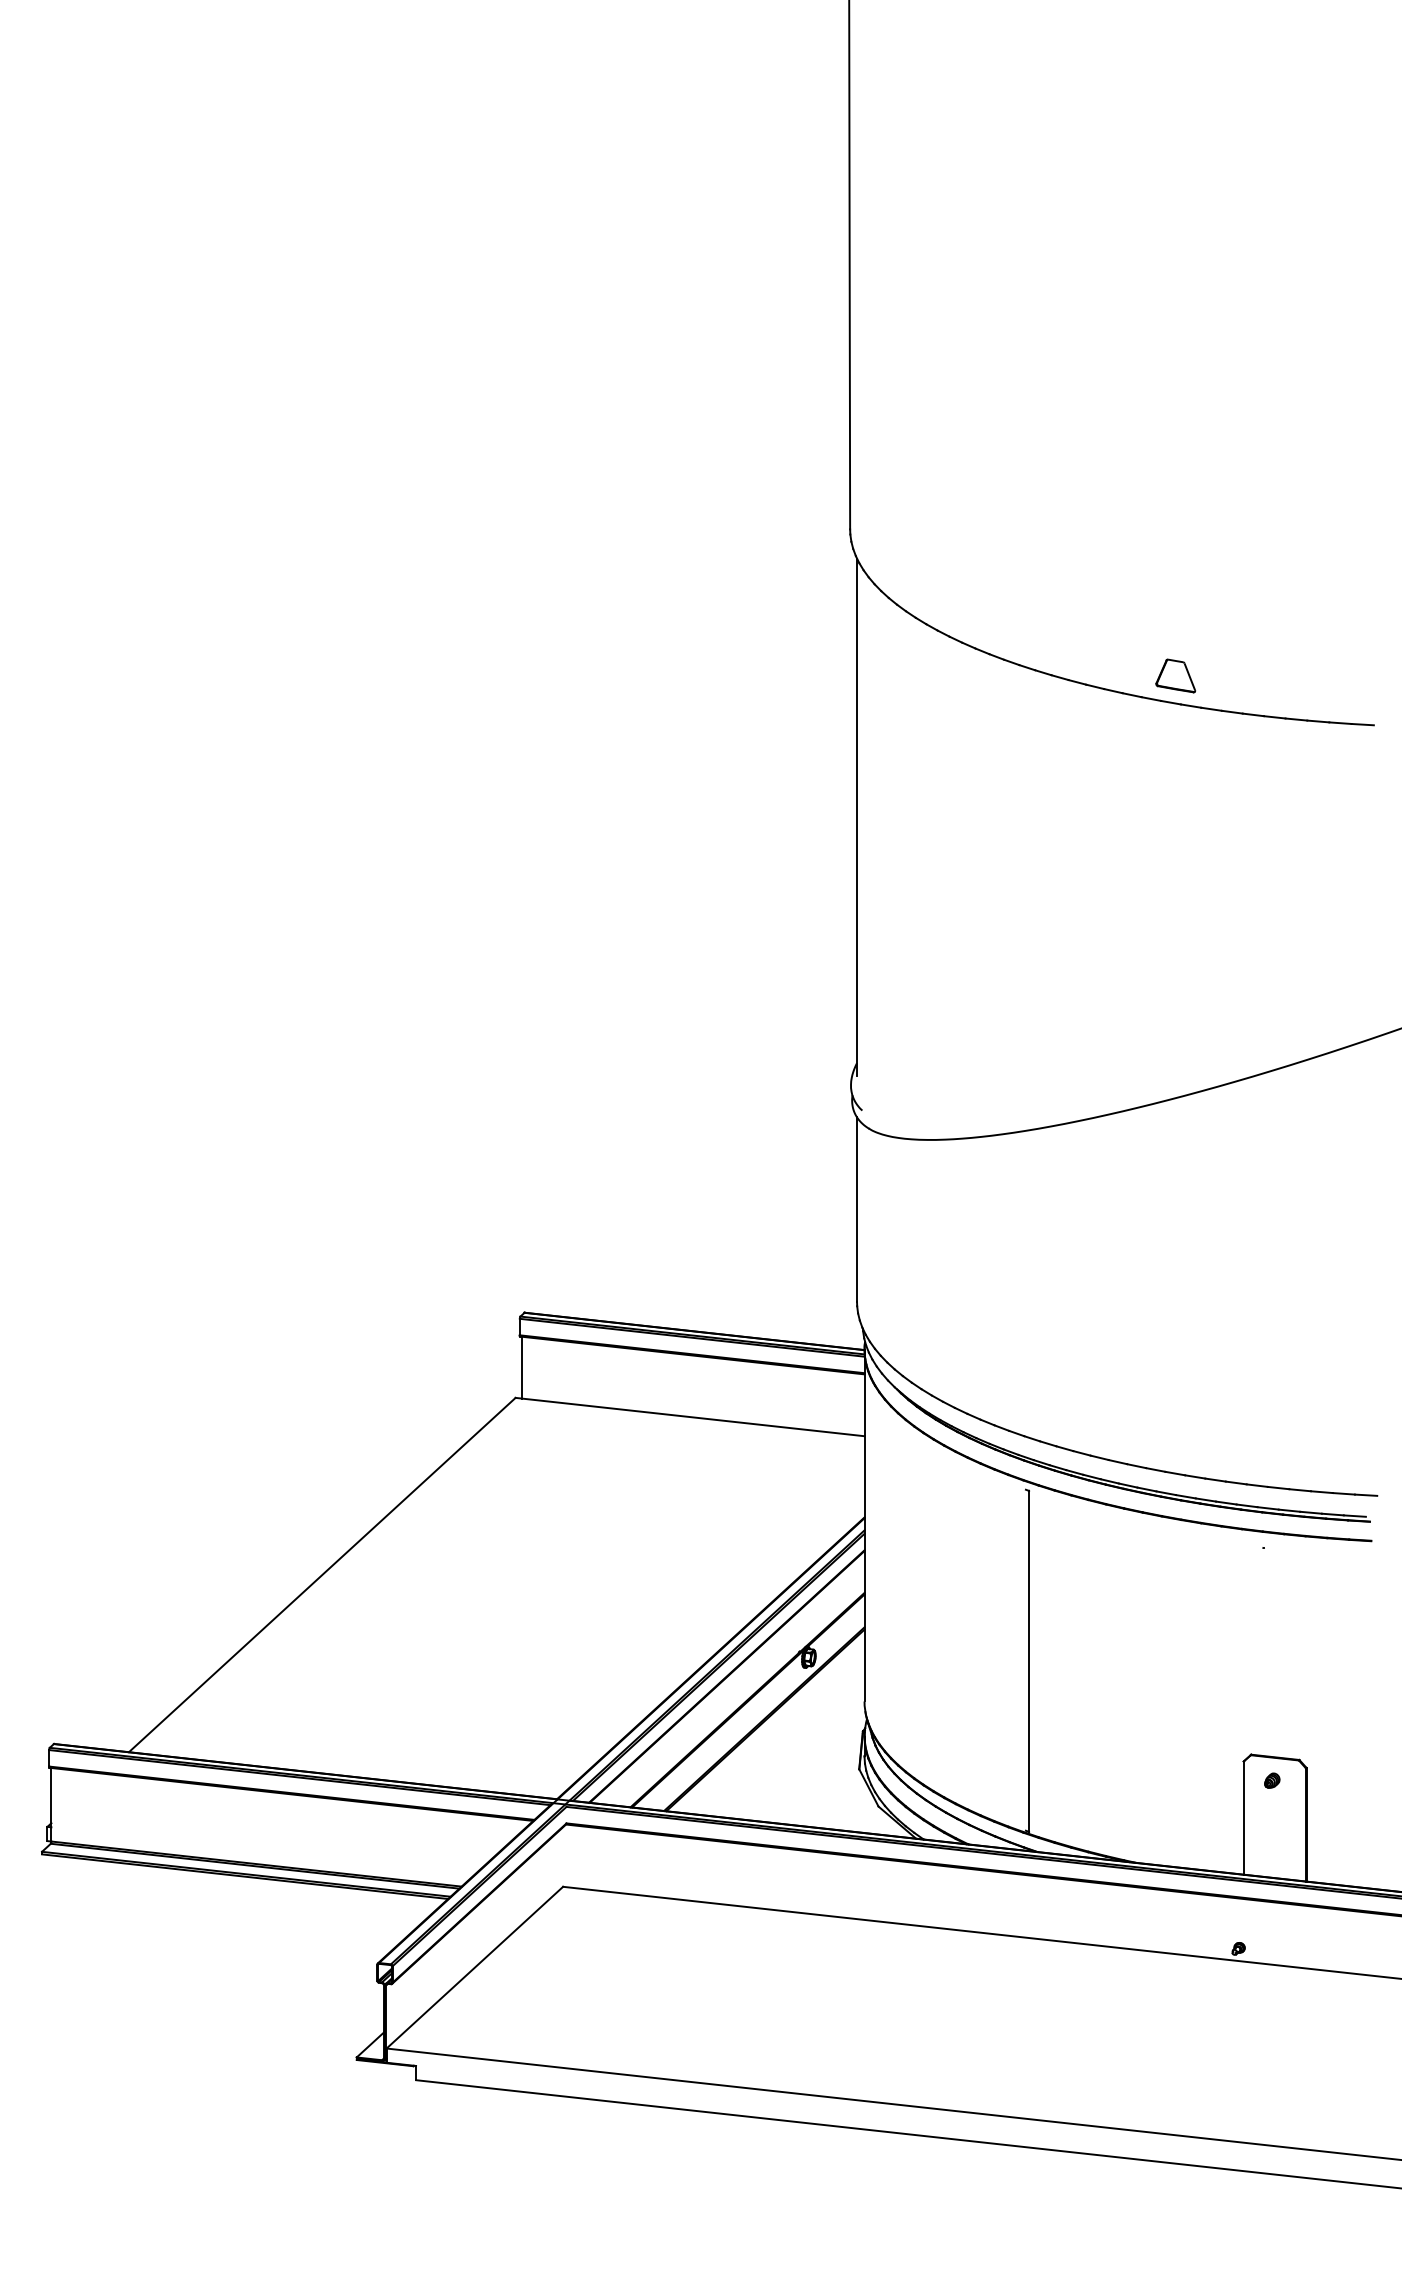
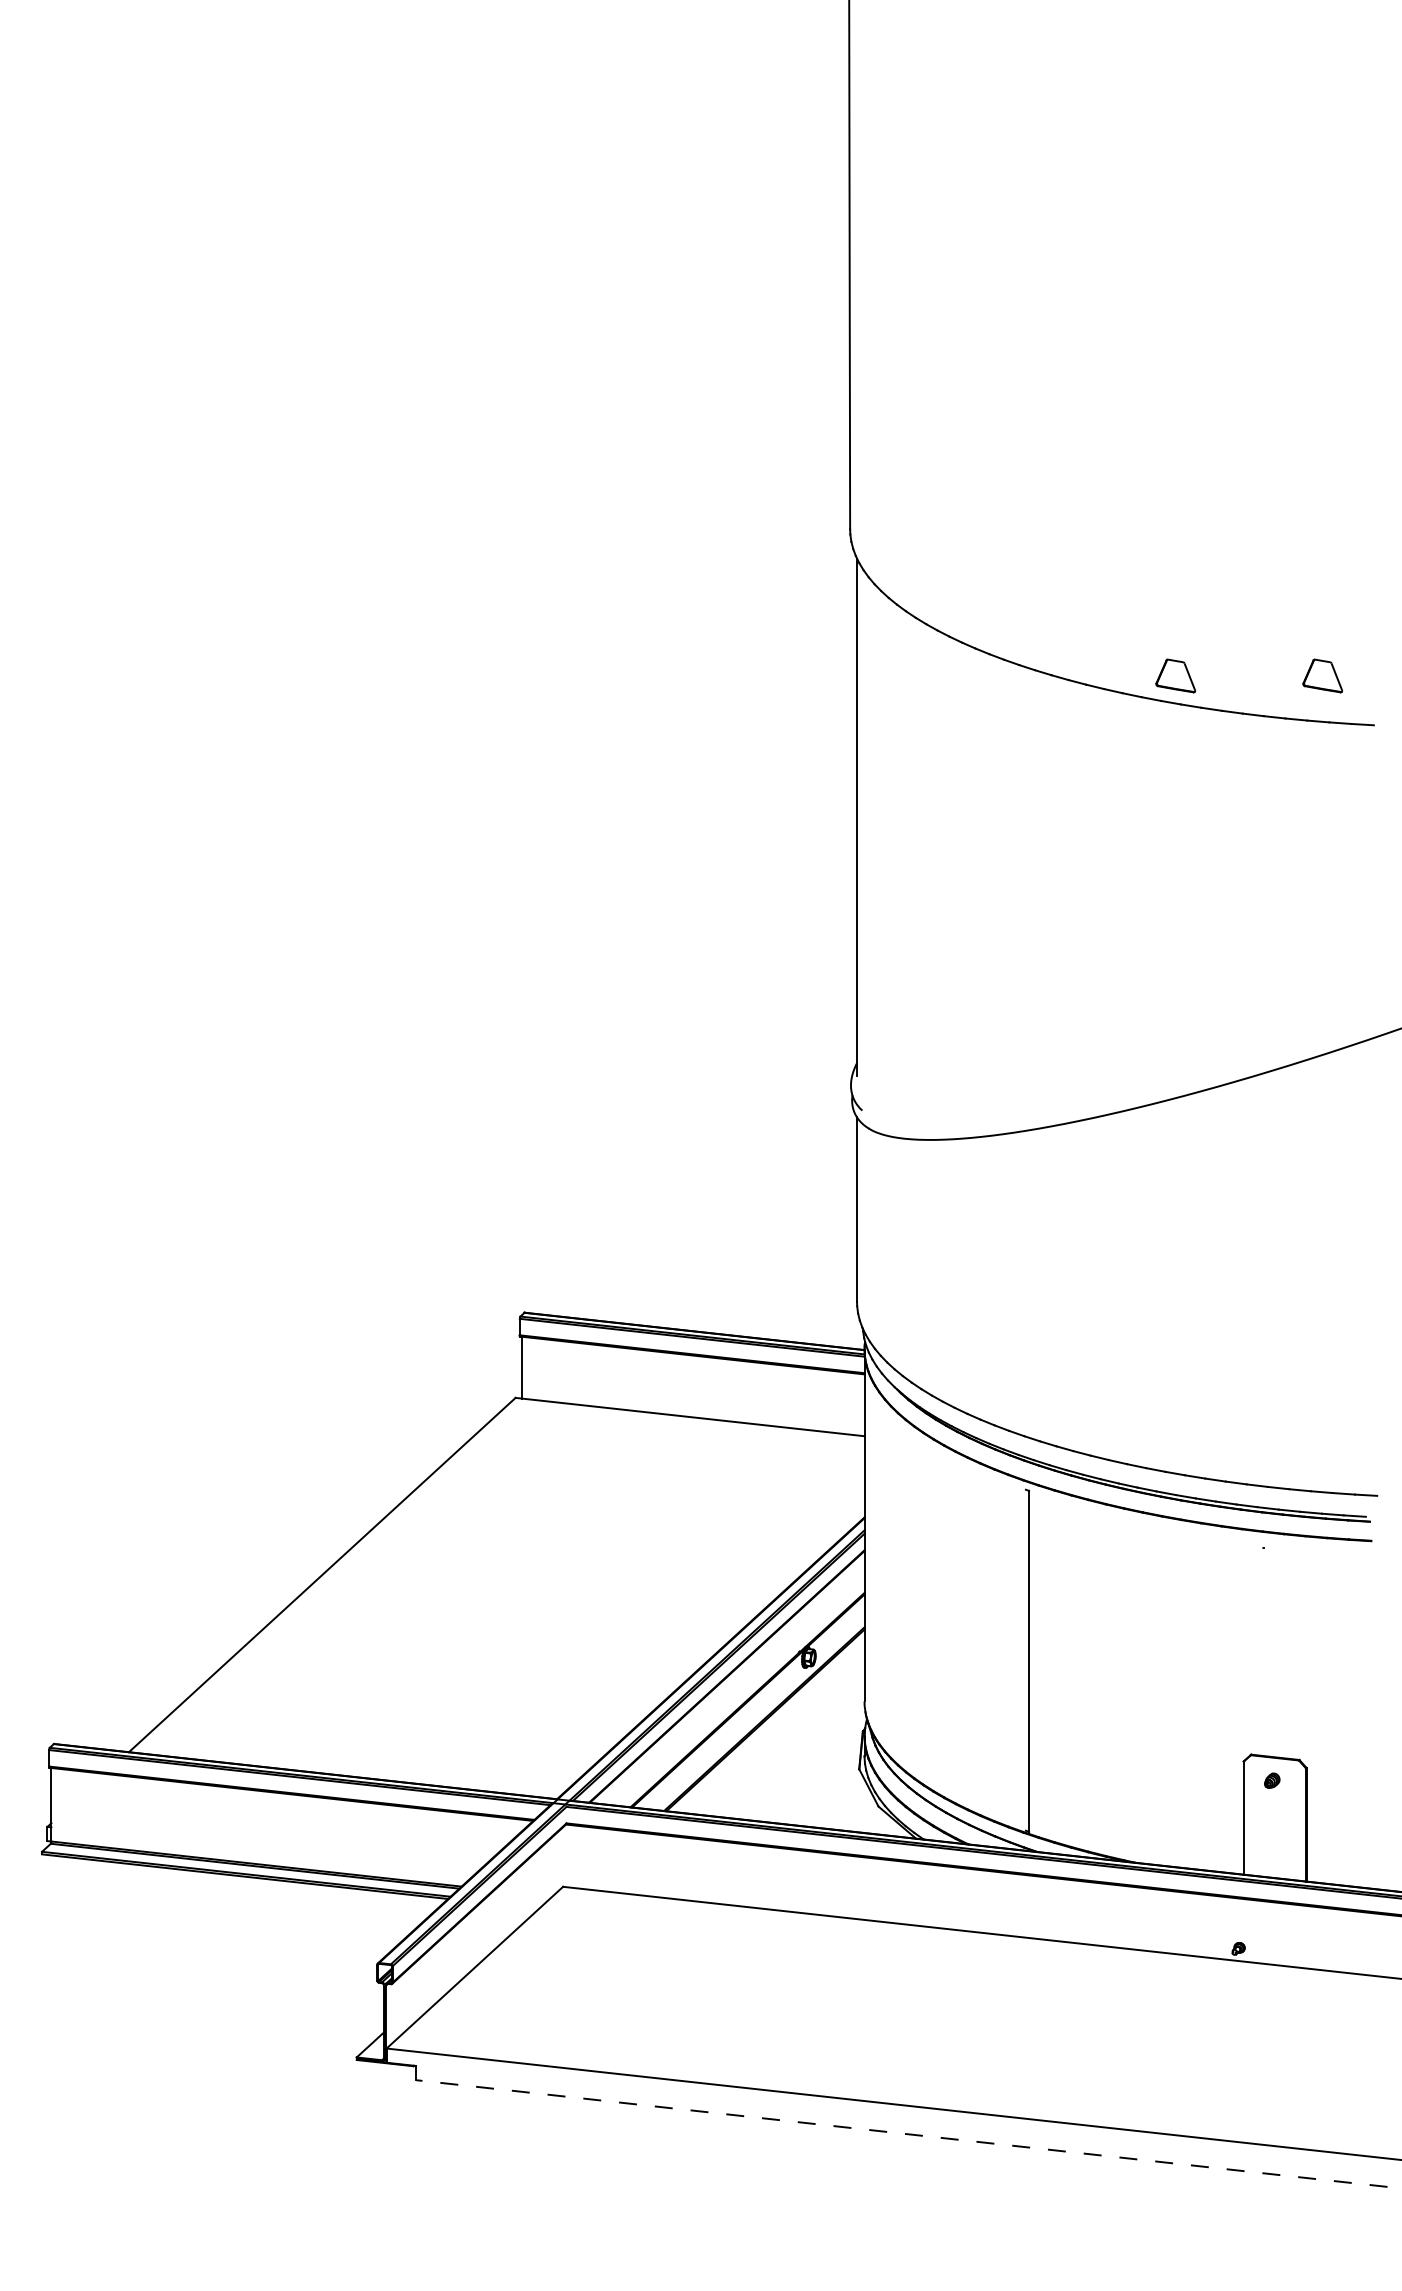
part: none -> present (1322, 675)
line: solid -> dashed (908, 2134)
